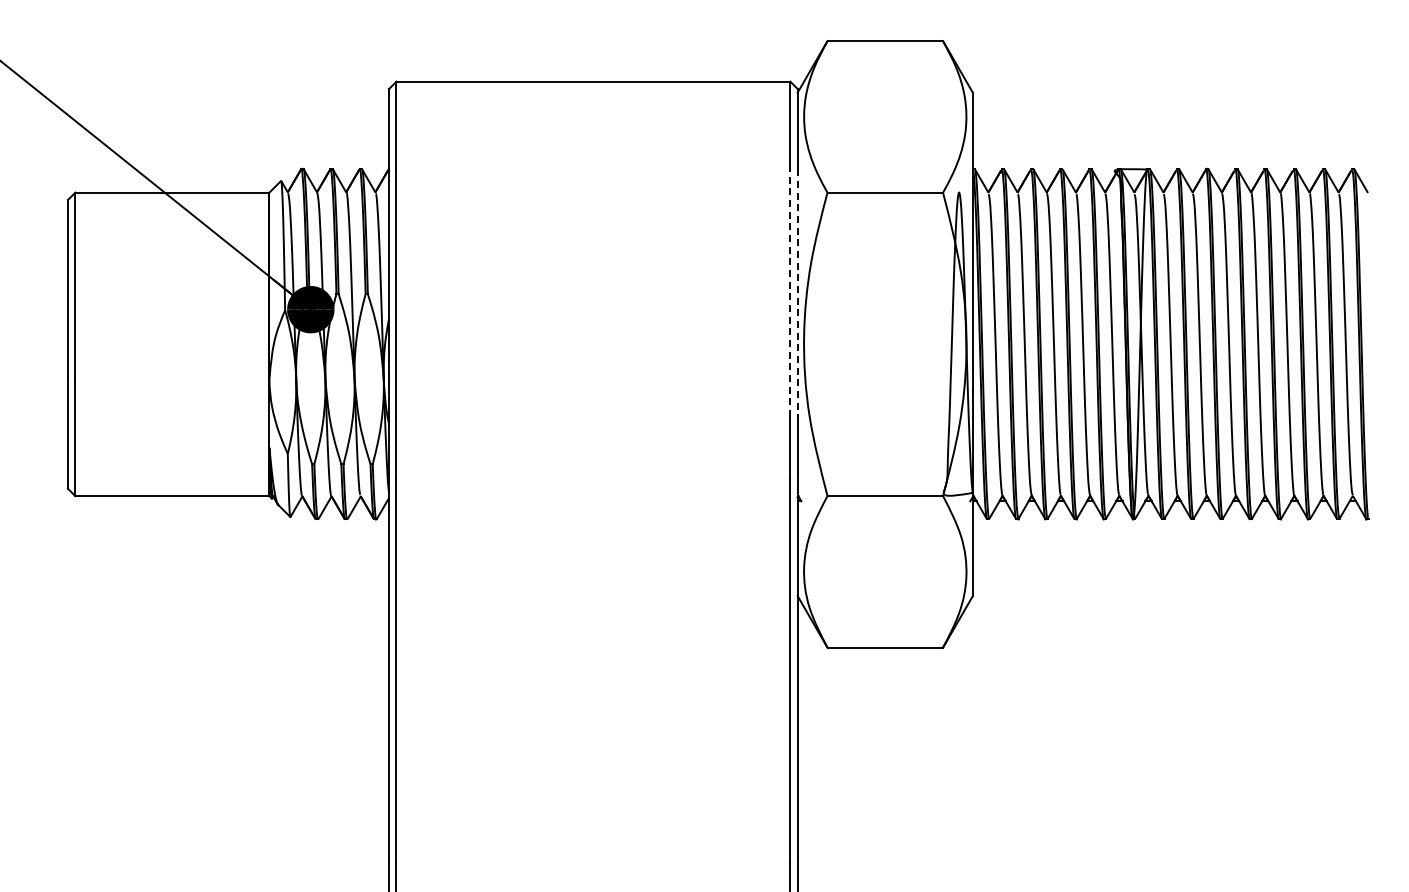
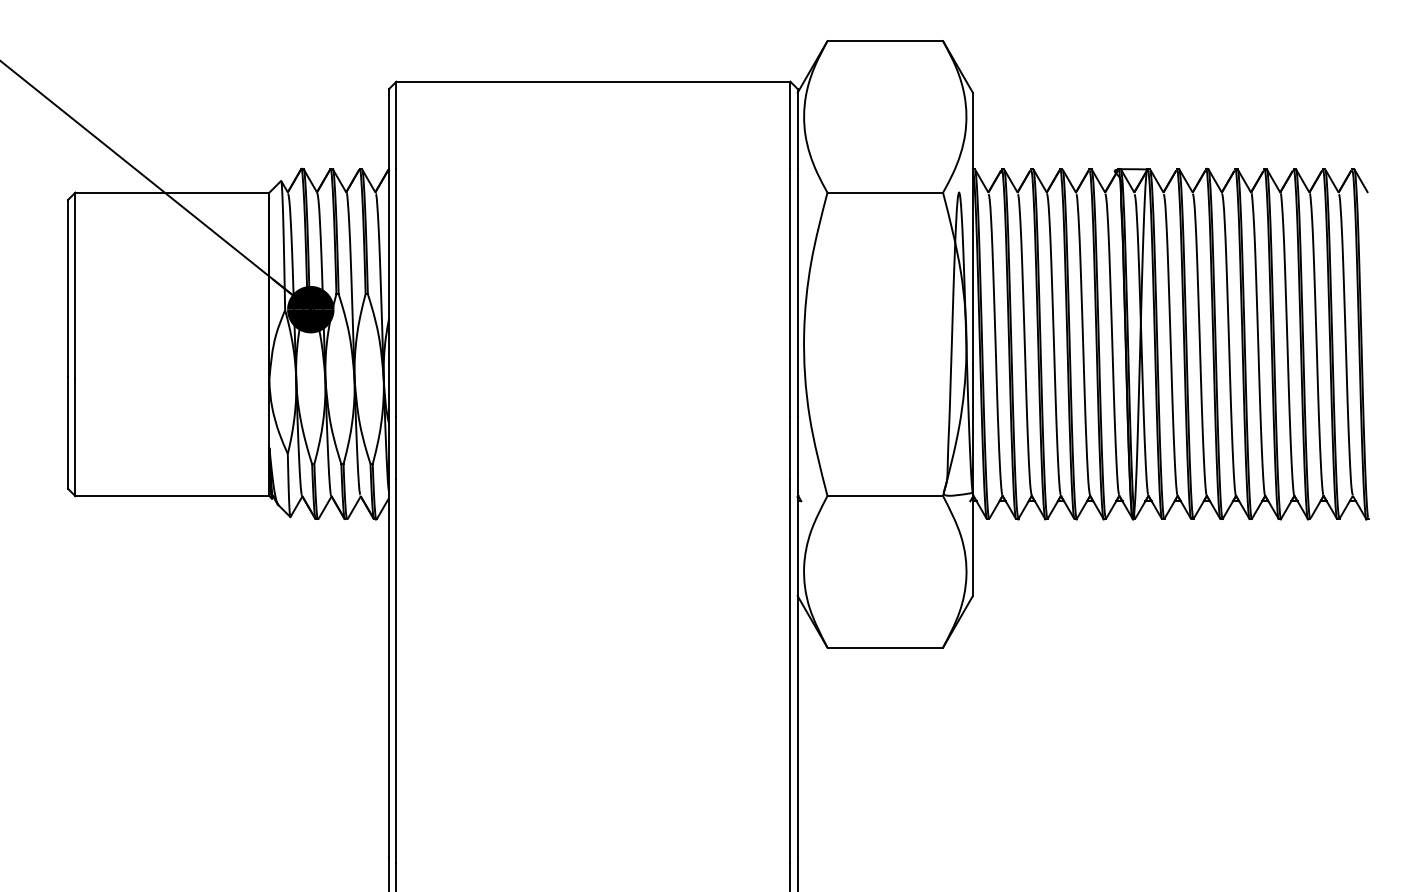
line: dashed -> solid (790, 293)
line: dashed -> solid (797, 293)
